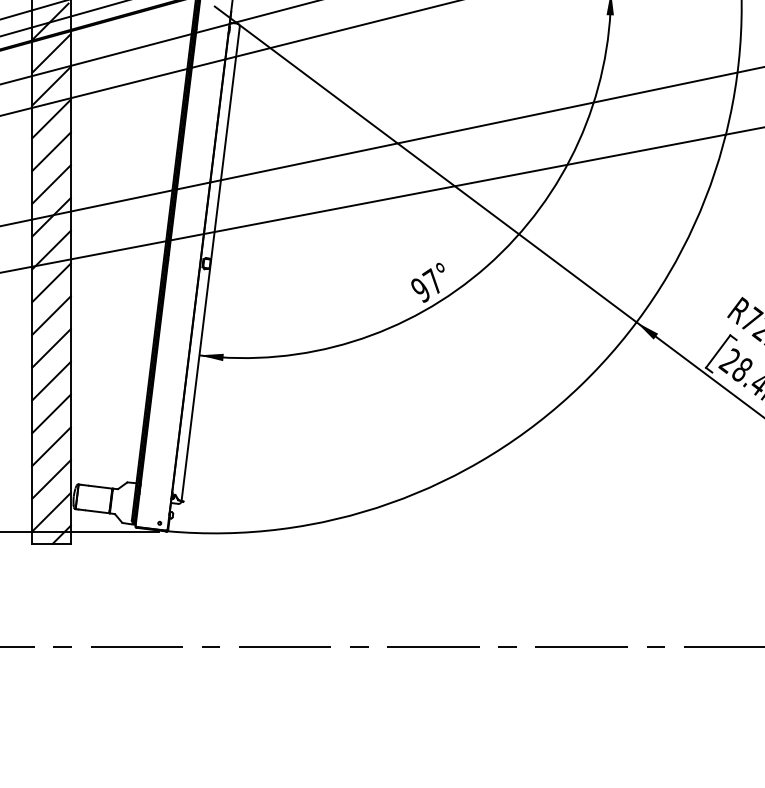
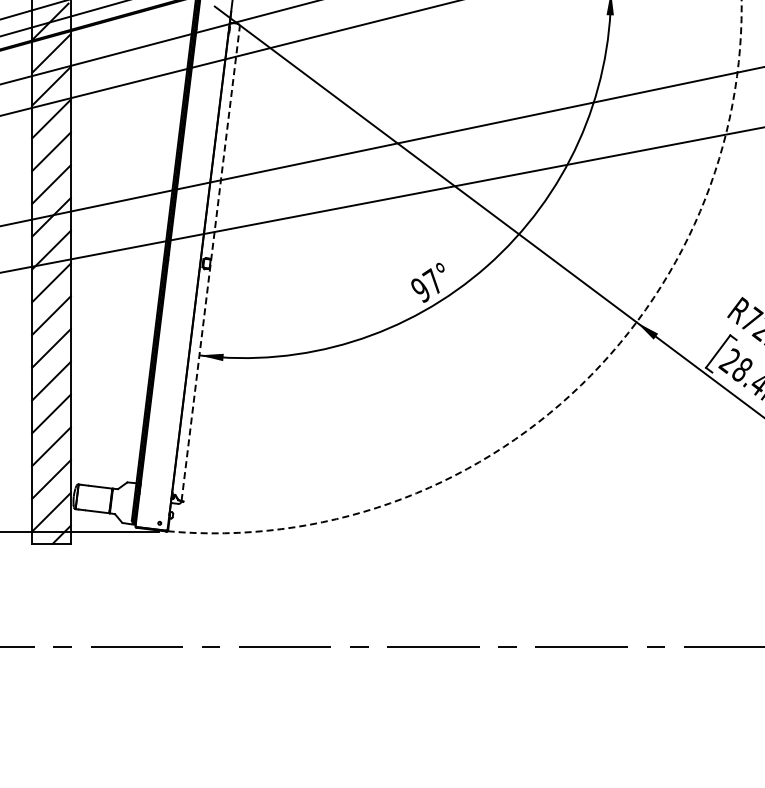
line: solid -> dashed (210, 263)
arc: solid -> dashed (572, 393)
